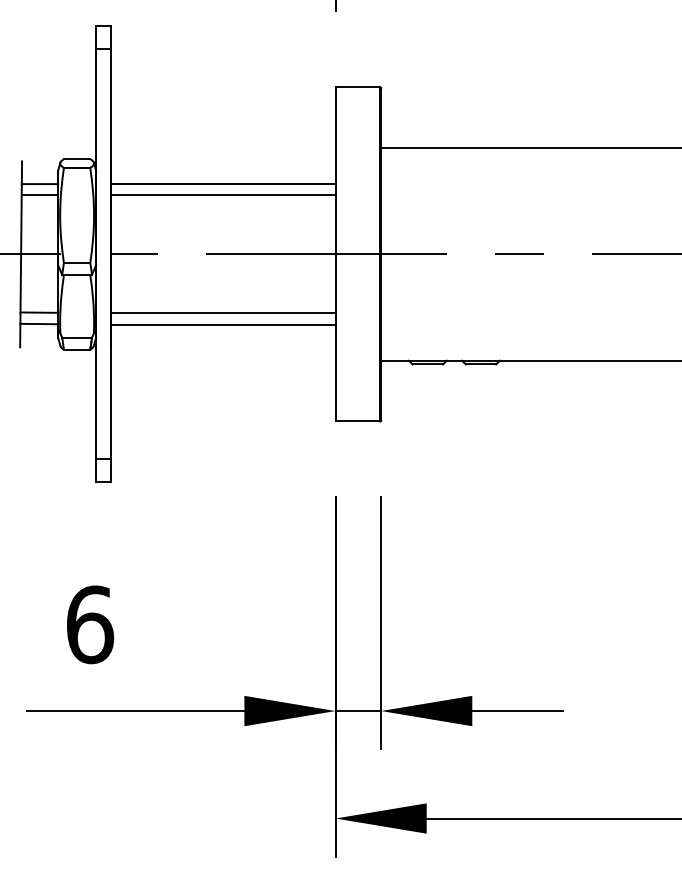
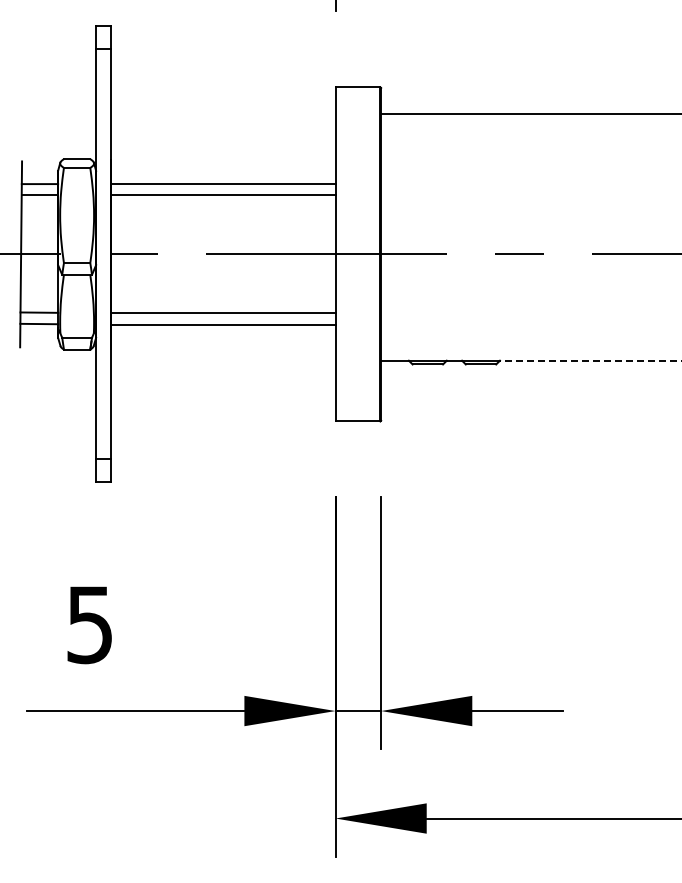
line position: (529, 148) -> (529, 114) (529, 114)
line: solid -> dashed (590, 360)
text: 6 -> 5 (90, 624)
